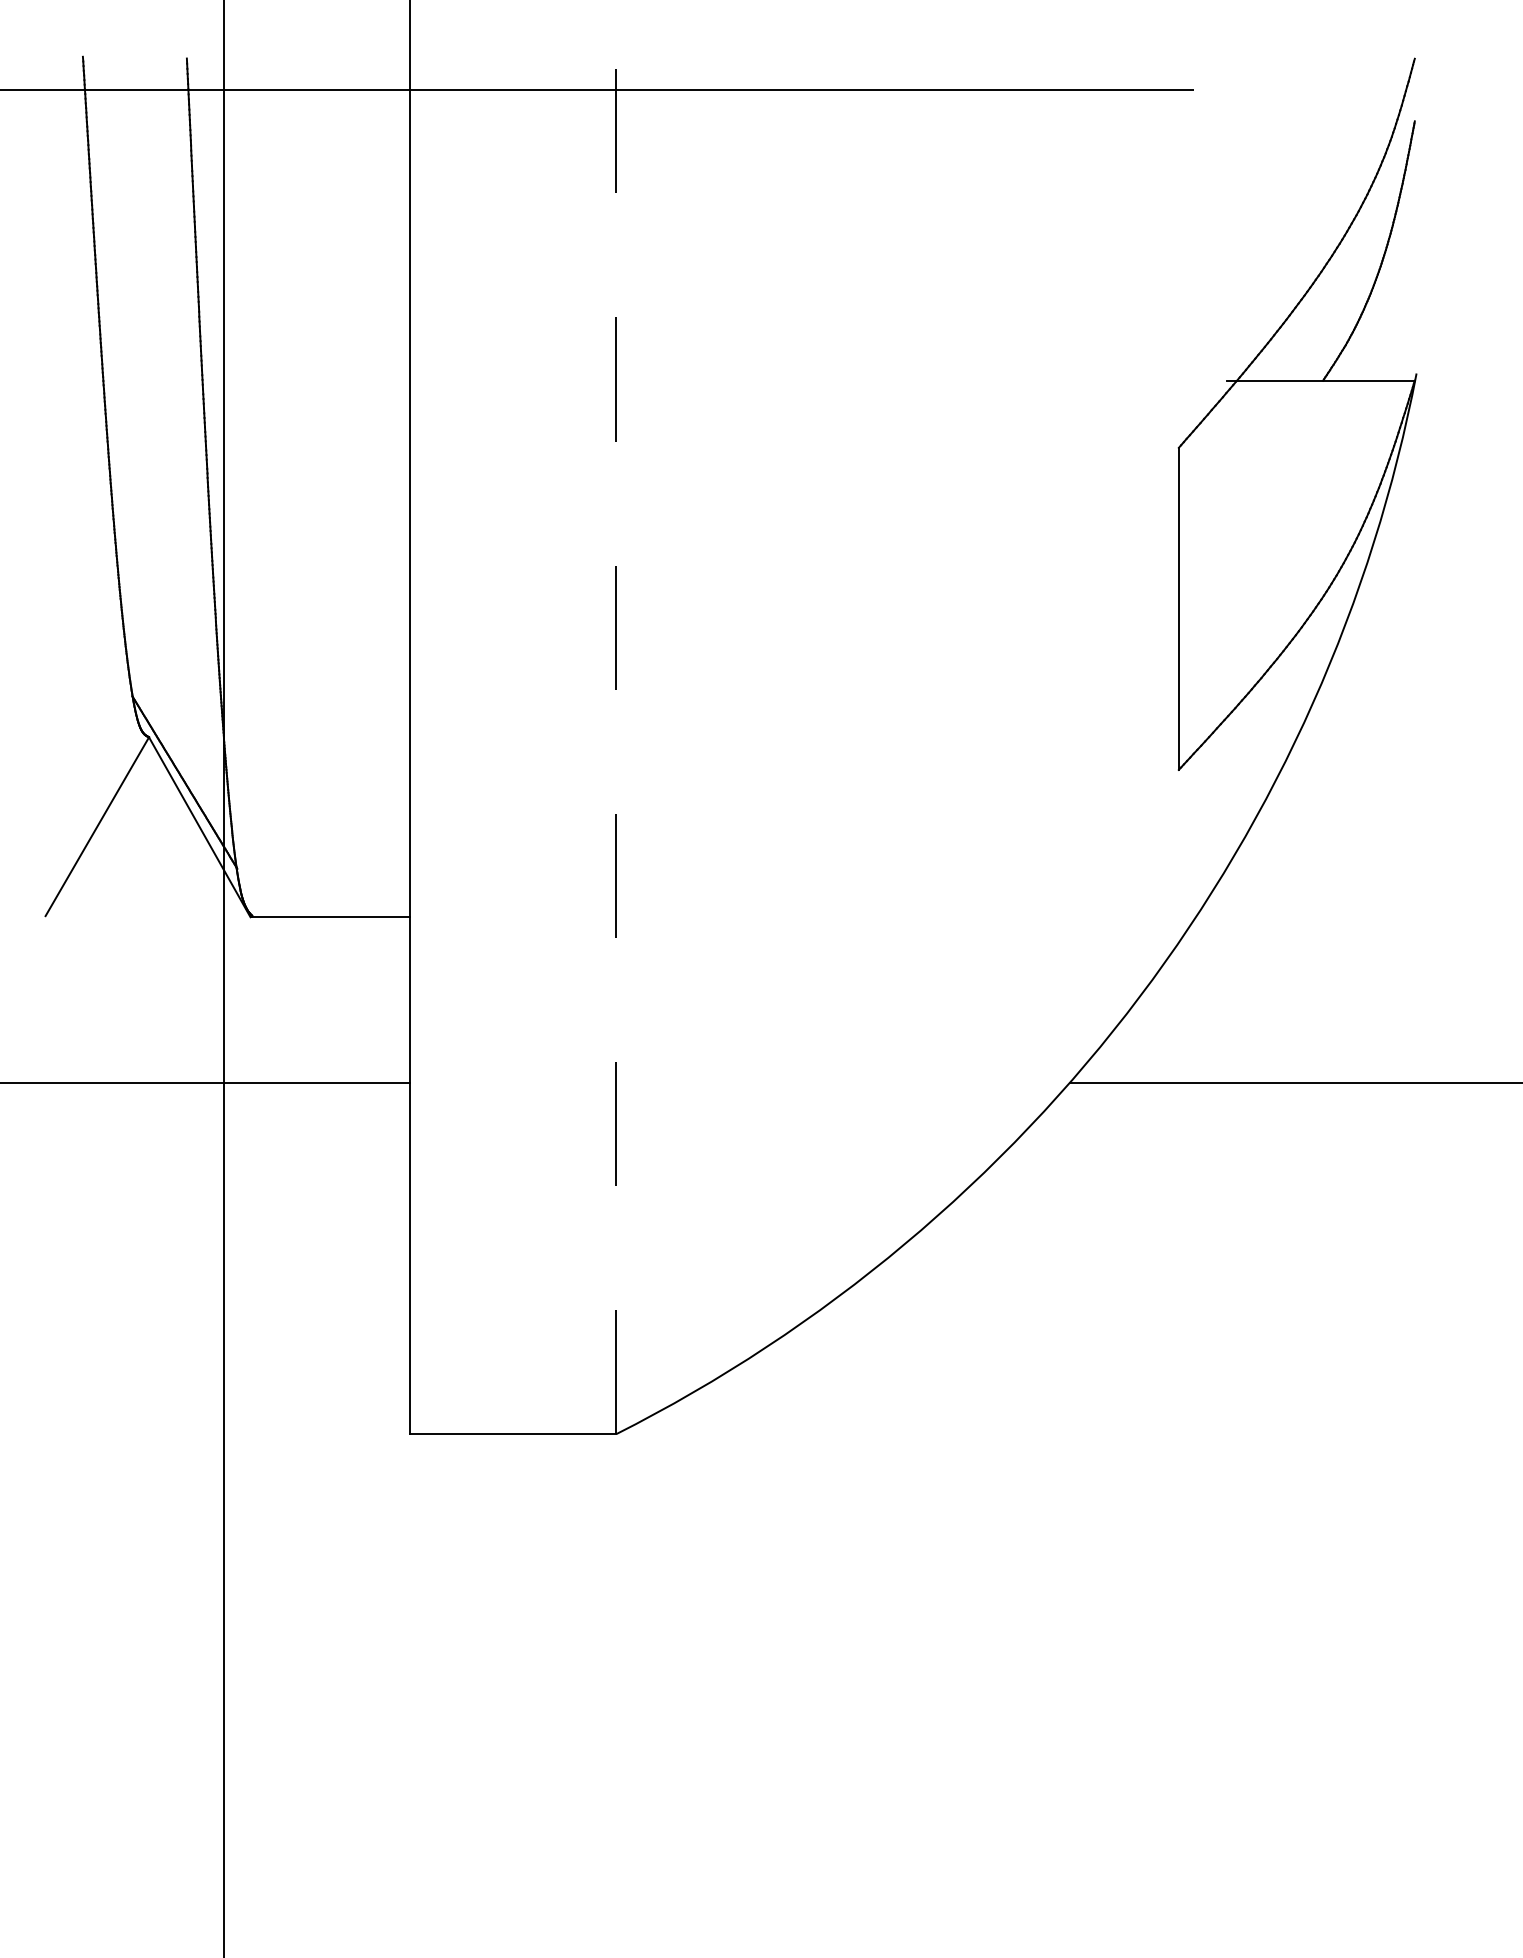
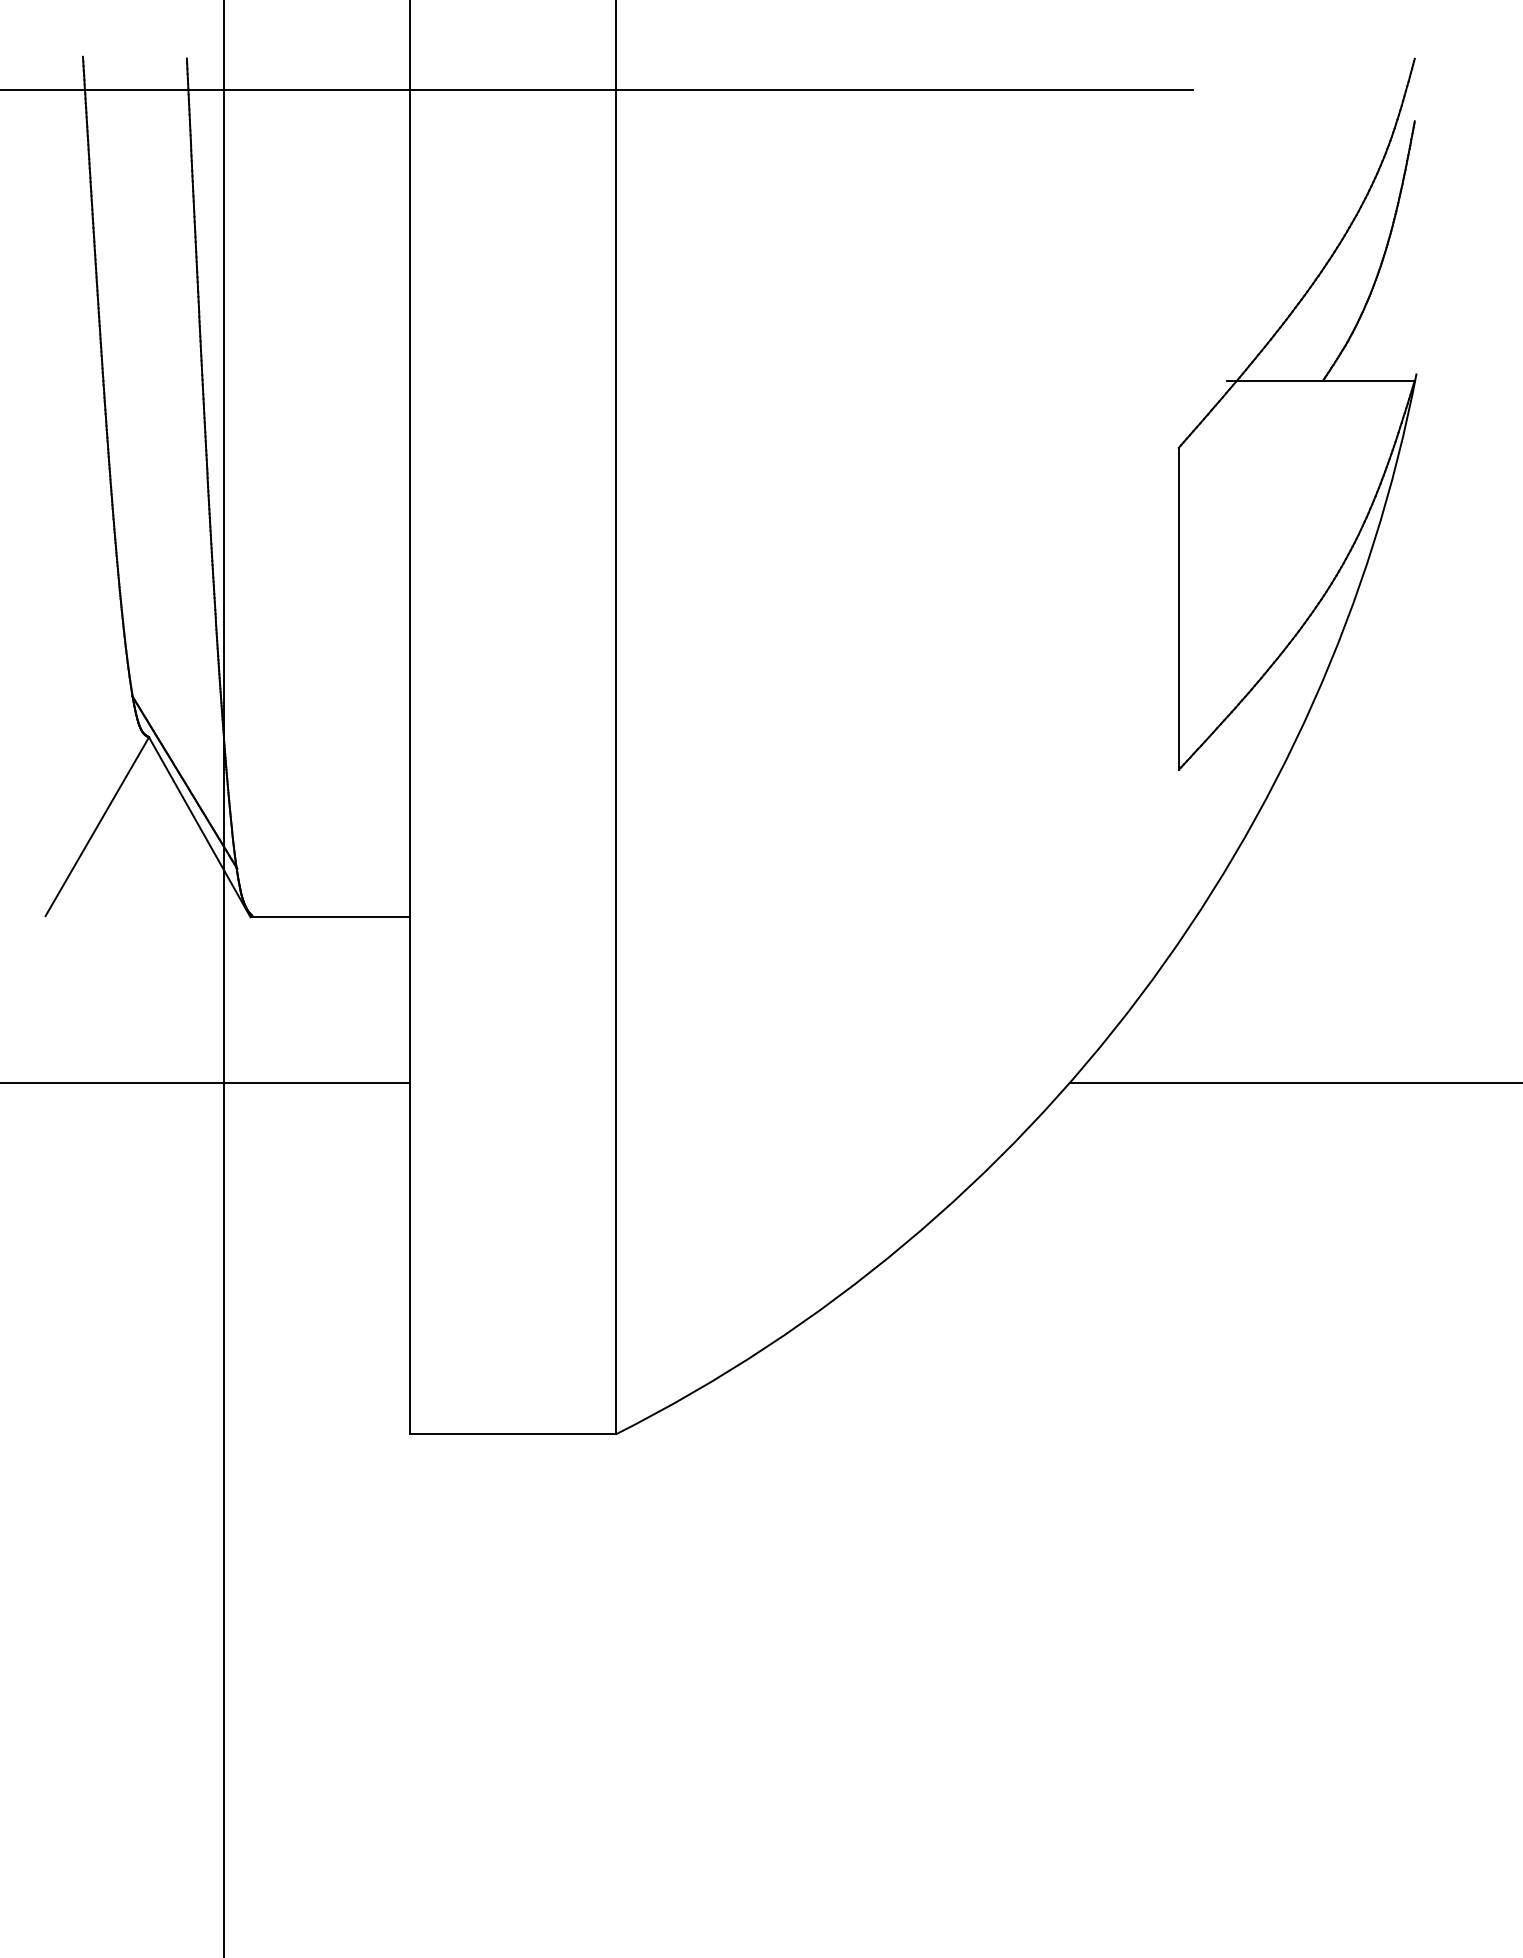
line: dashed -> solid (616, 717)
